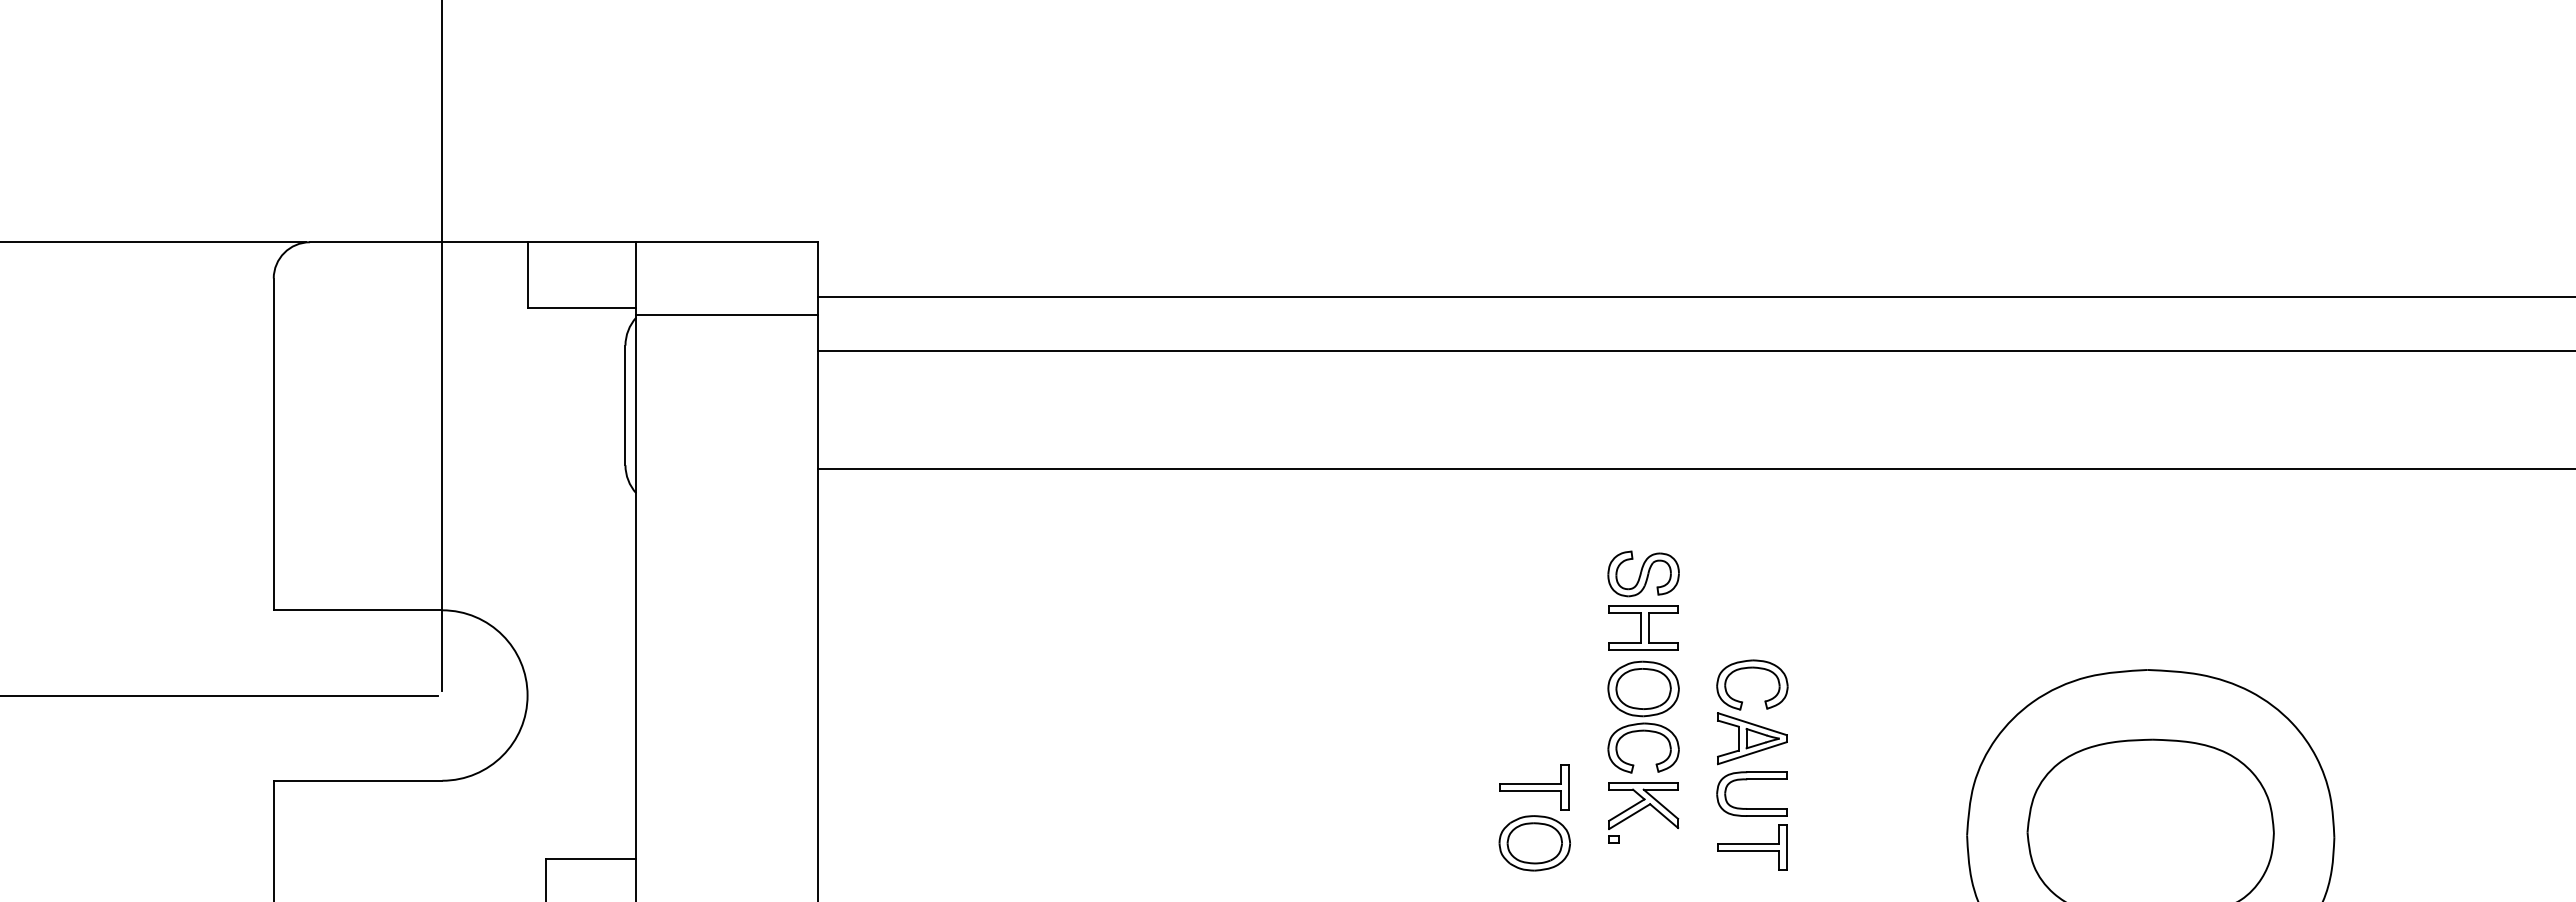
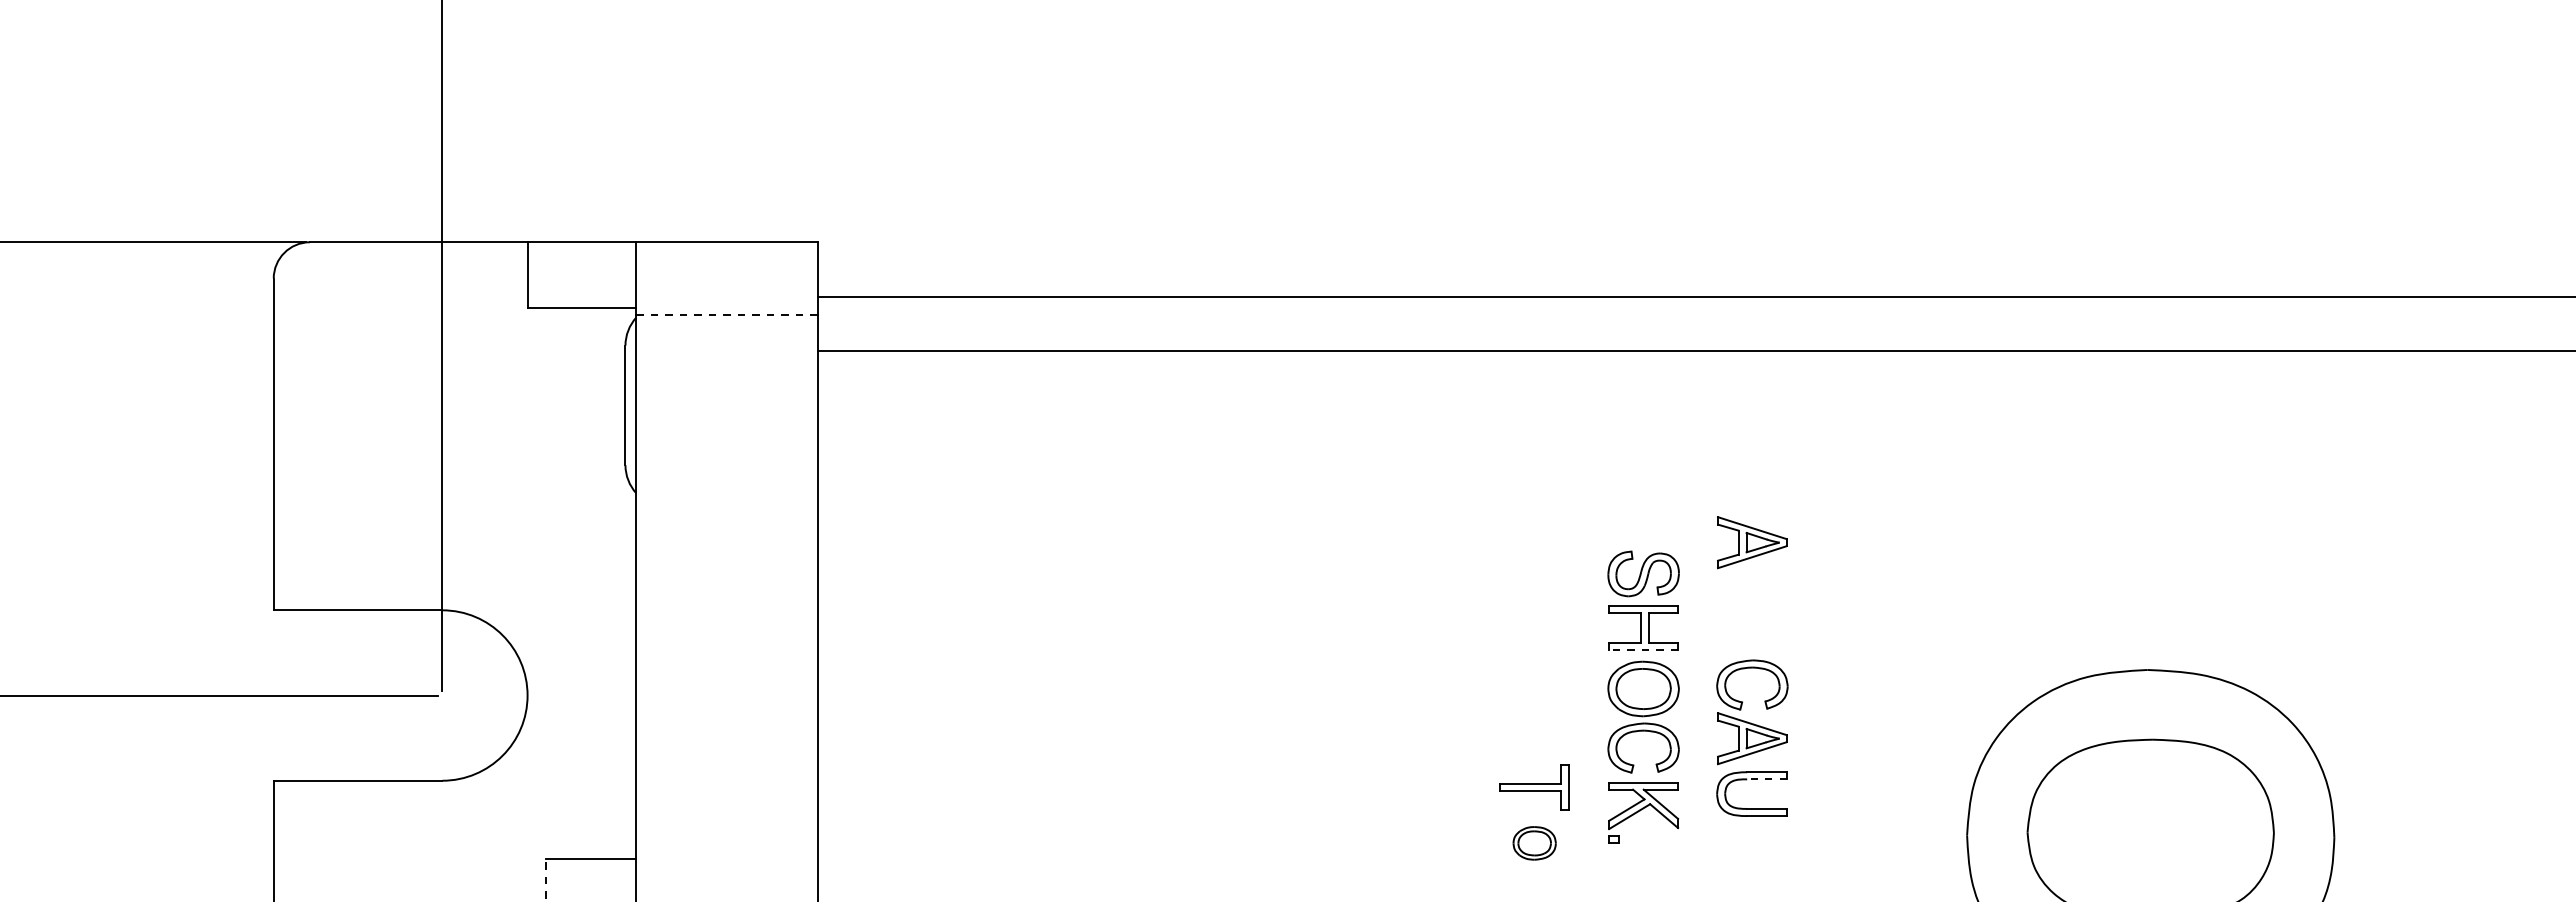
line: solid -> dashed (727, 314)
line: present -> none (1694, 468)
part: none -> present (1752, 542)
line: solid -> dashed (1643, 650)
line: solid -> dashed (1767, 779)
part size: 73x57 px -> 45x35 px (1534, 843)
part: present -> none (1752, 847)
line: solid -> dashed (545, 879)
